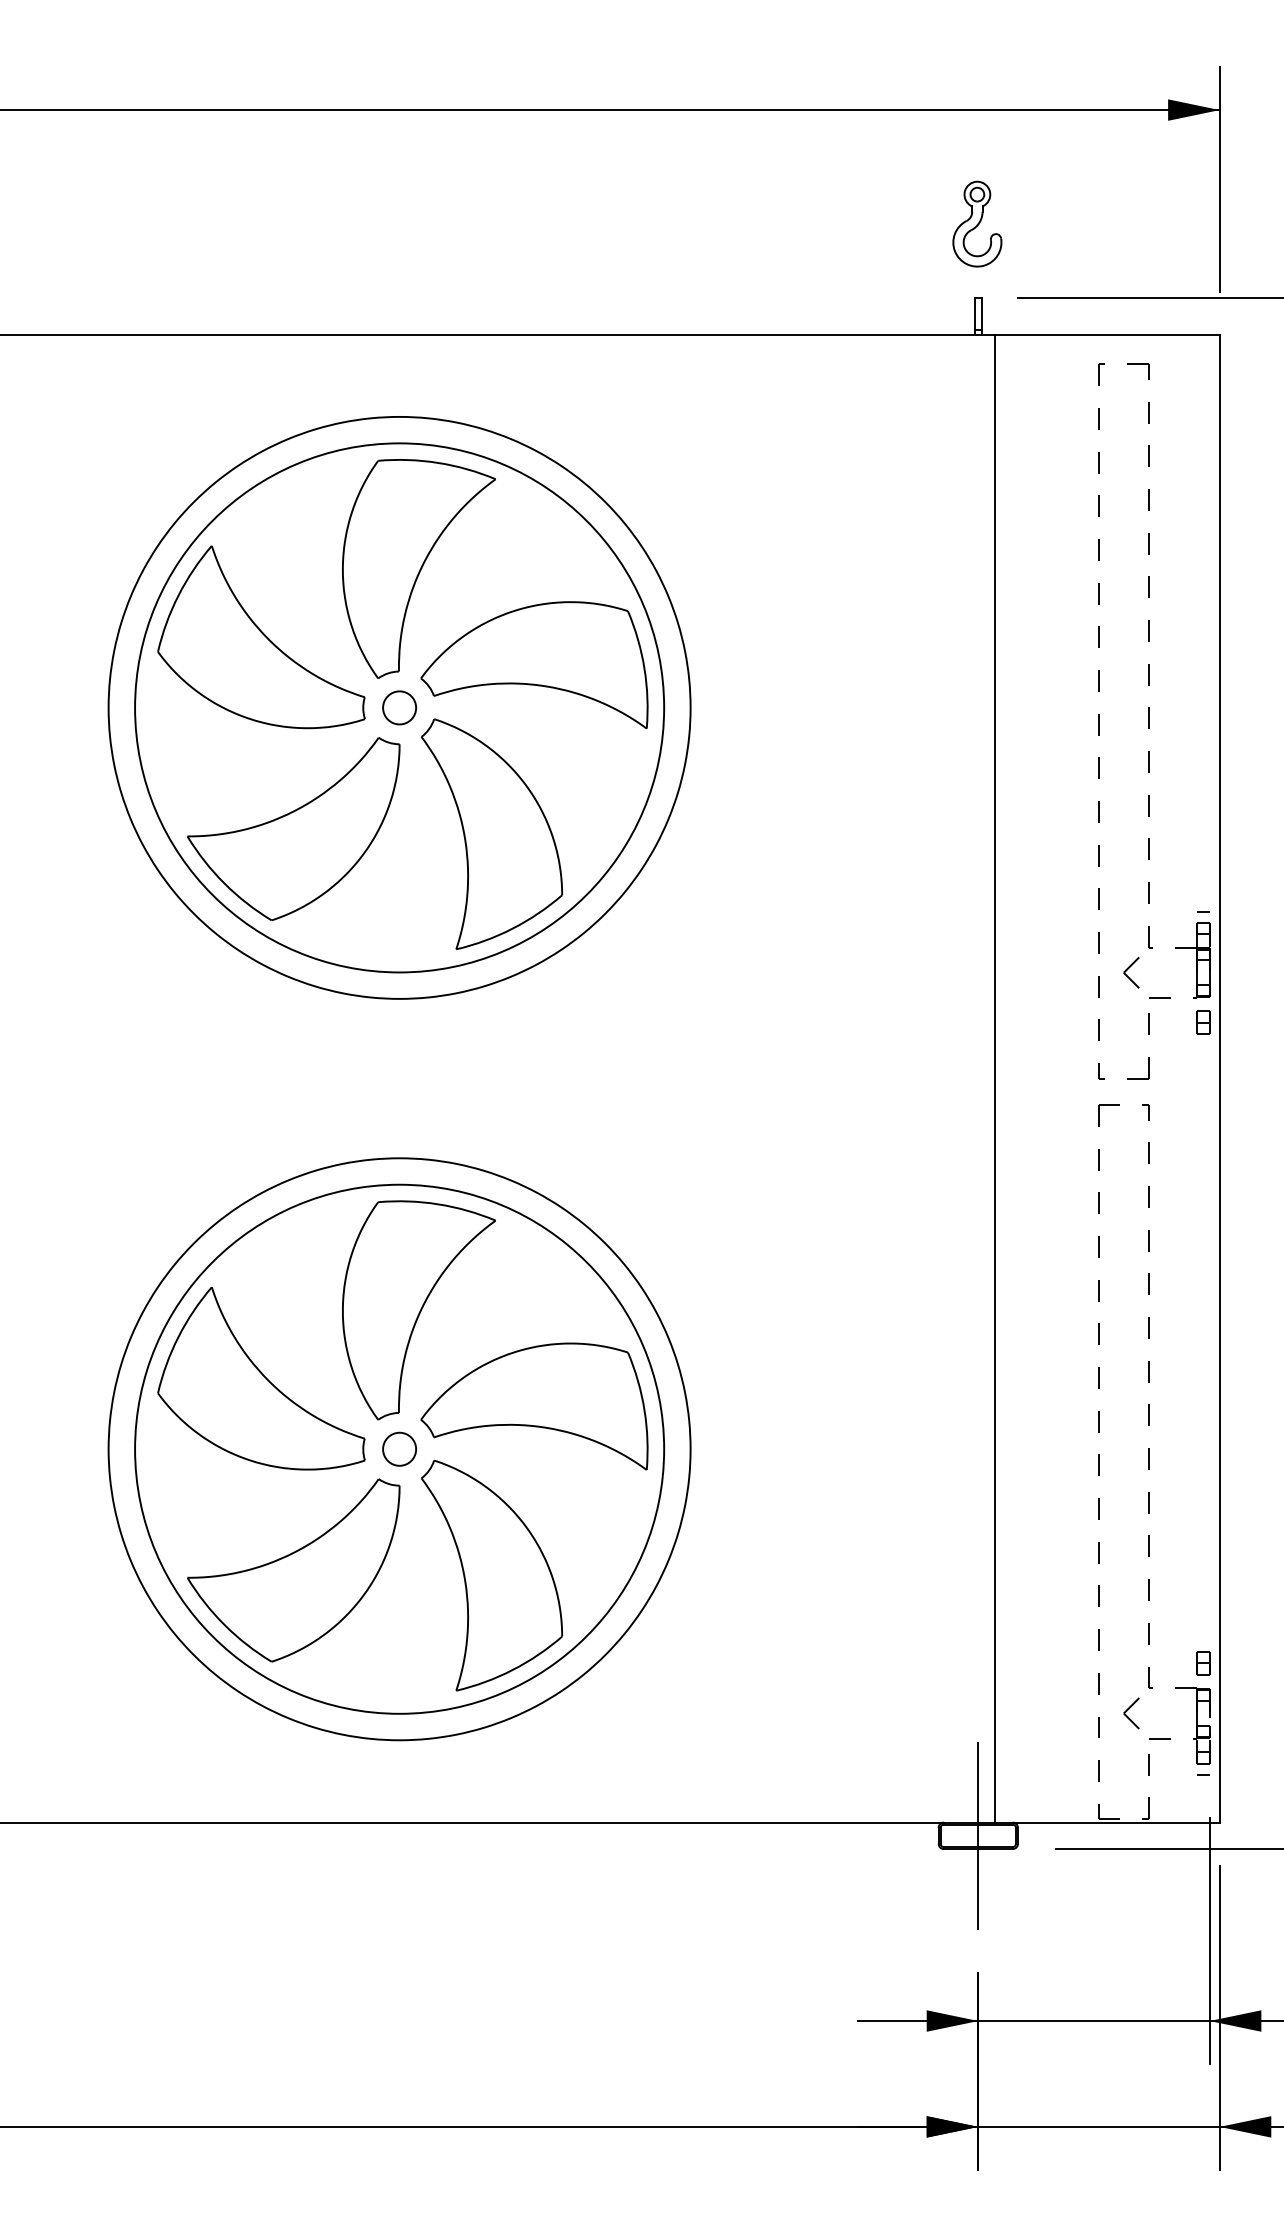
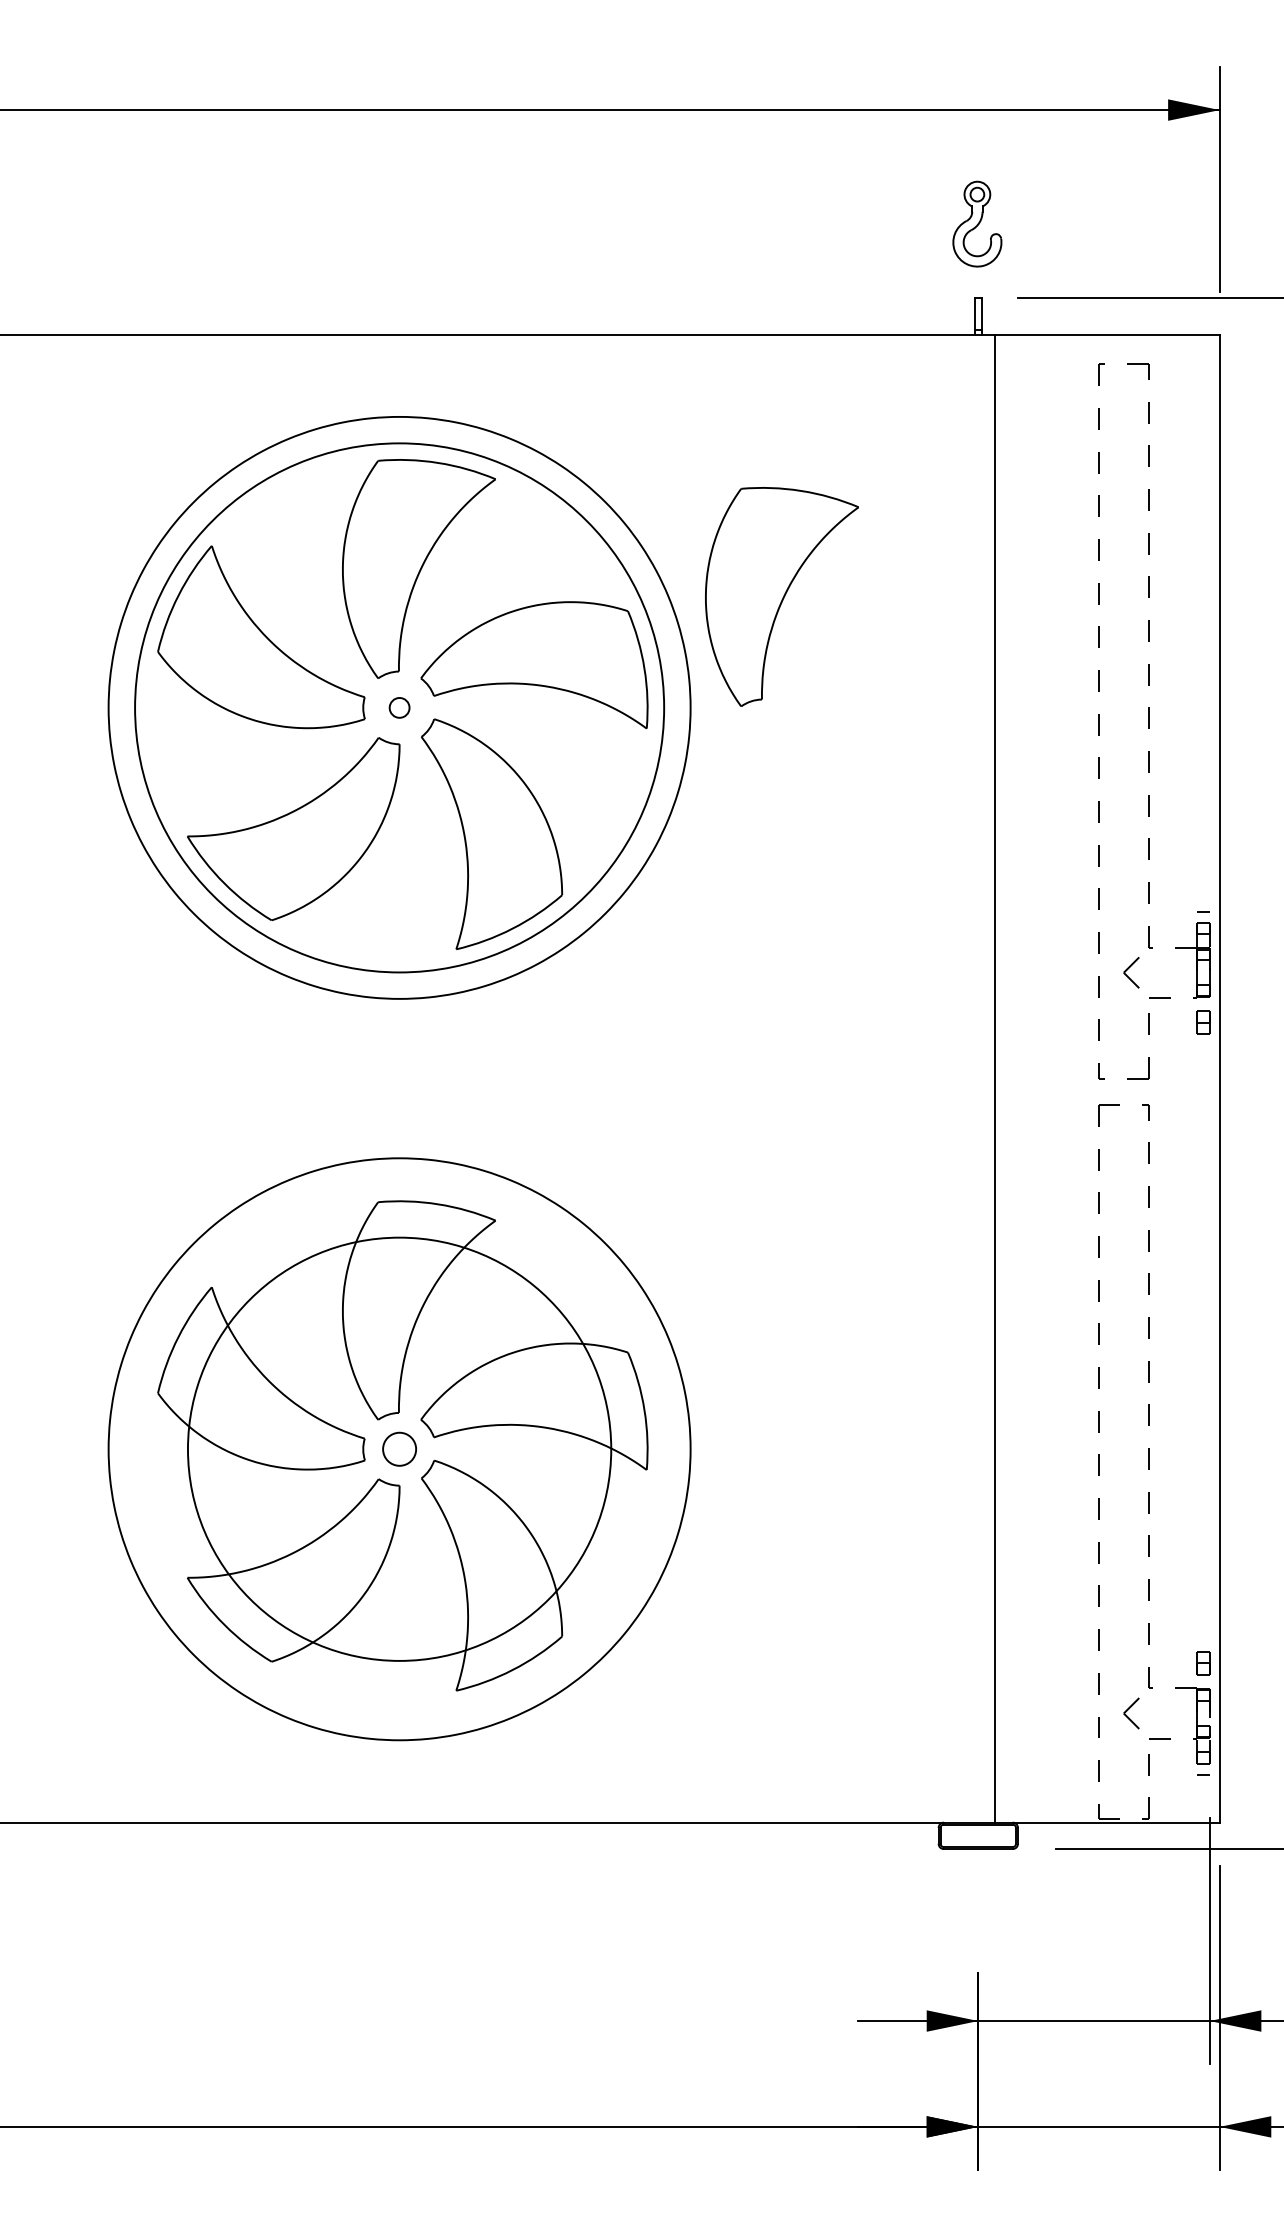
part: none -> present (781, 596)
circle diameter: 33 px -> 20 px (399, 707)
circle diameter: 529 px -> 423 px (399, 1448)
line: present -> none (978, 1835)
